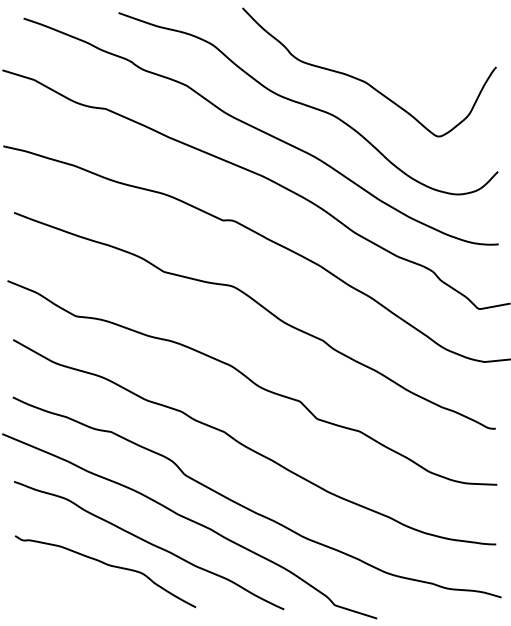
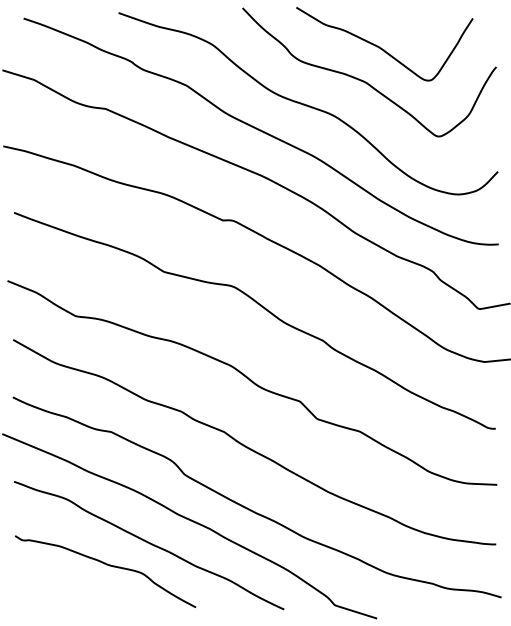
curve: none -> present (381, 47)
